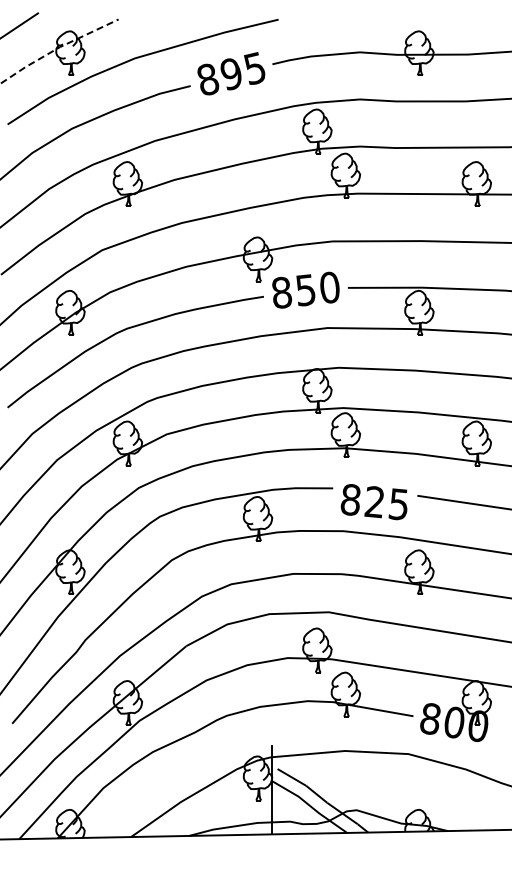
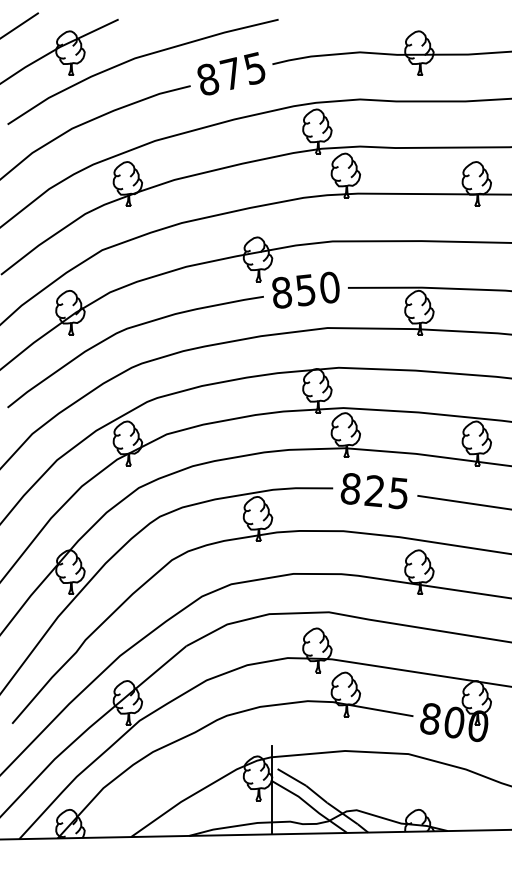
line: dashed -> solid (57, 48)
text: 895 -> 875 (230, 73)
text position: (373, 502) -> (373, 491) (373, 491)
